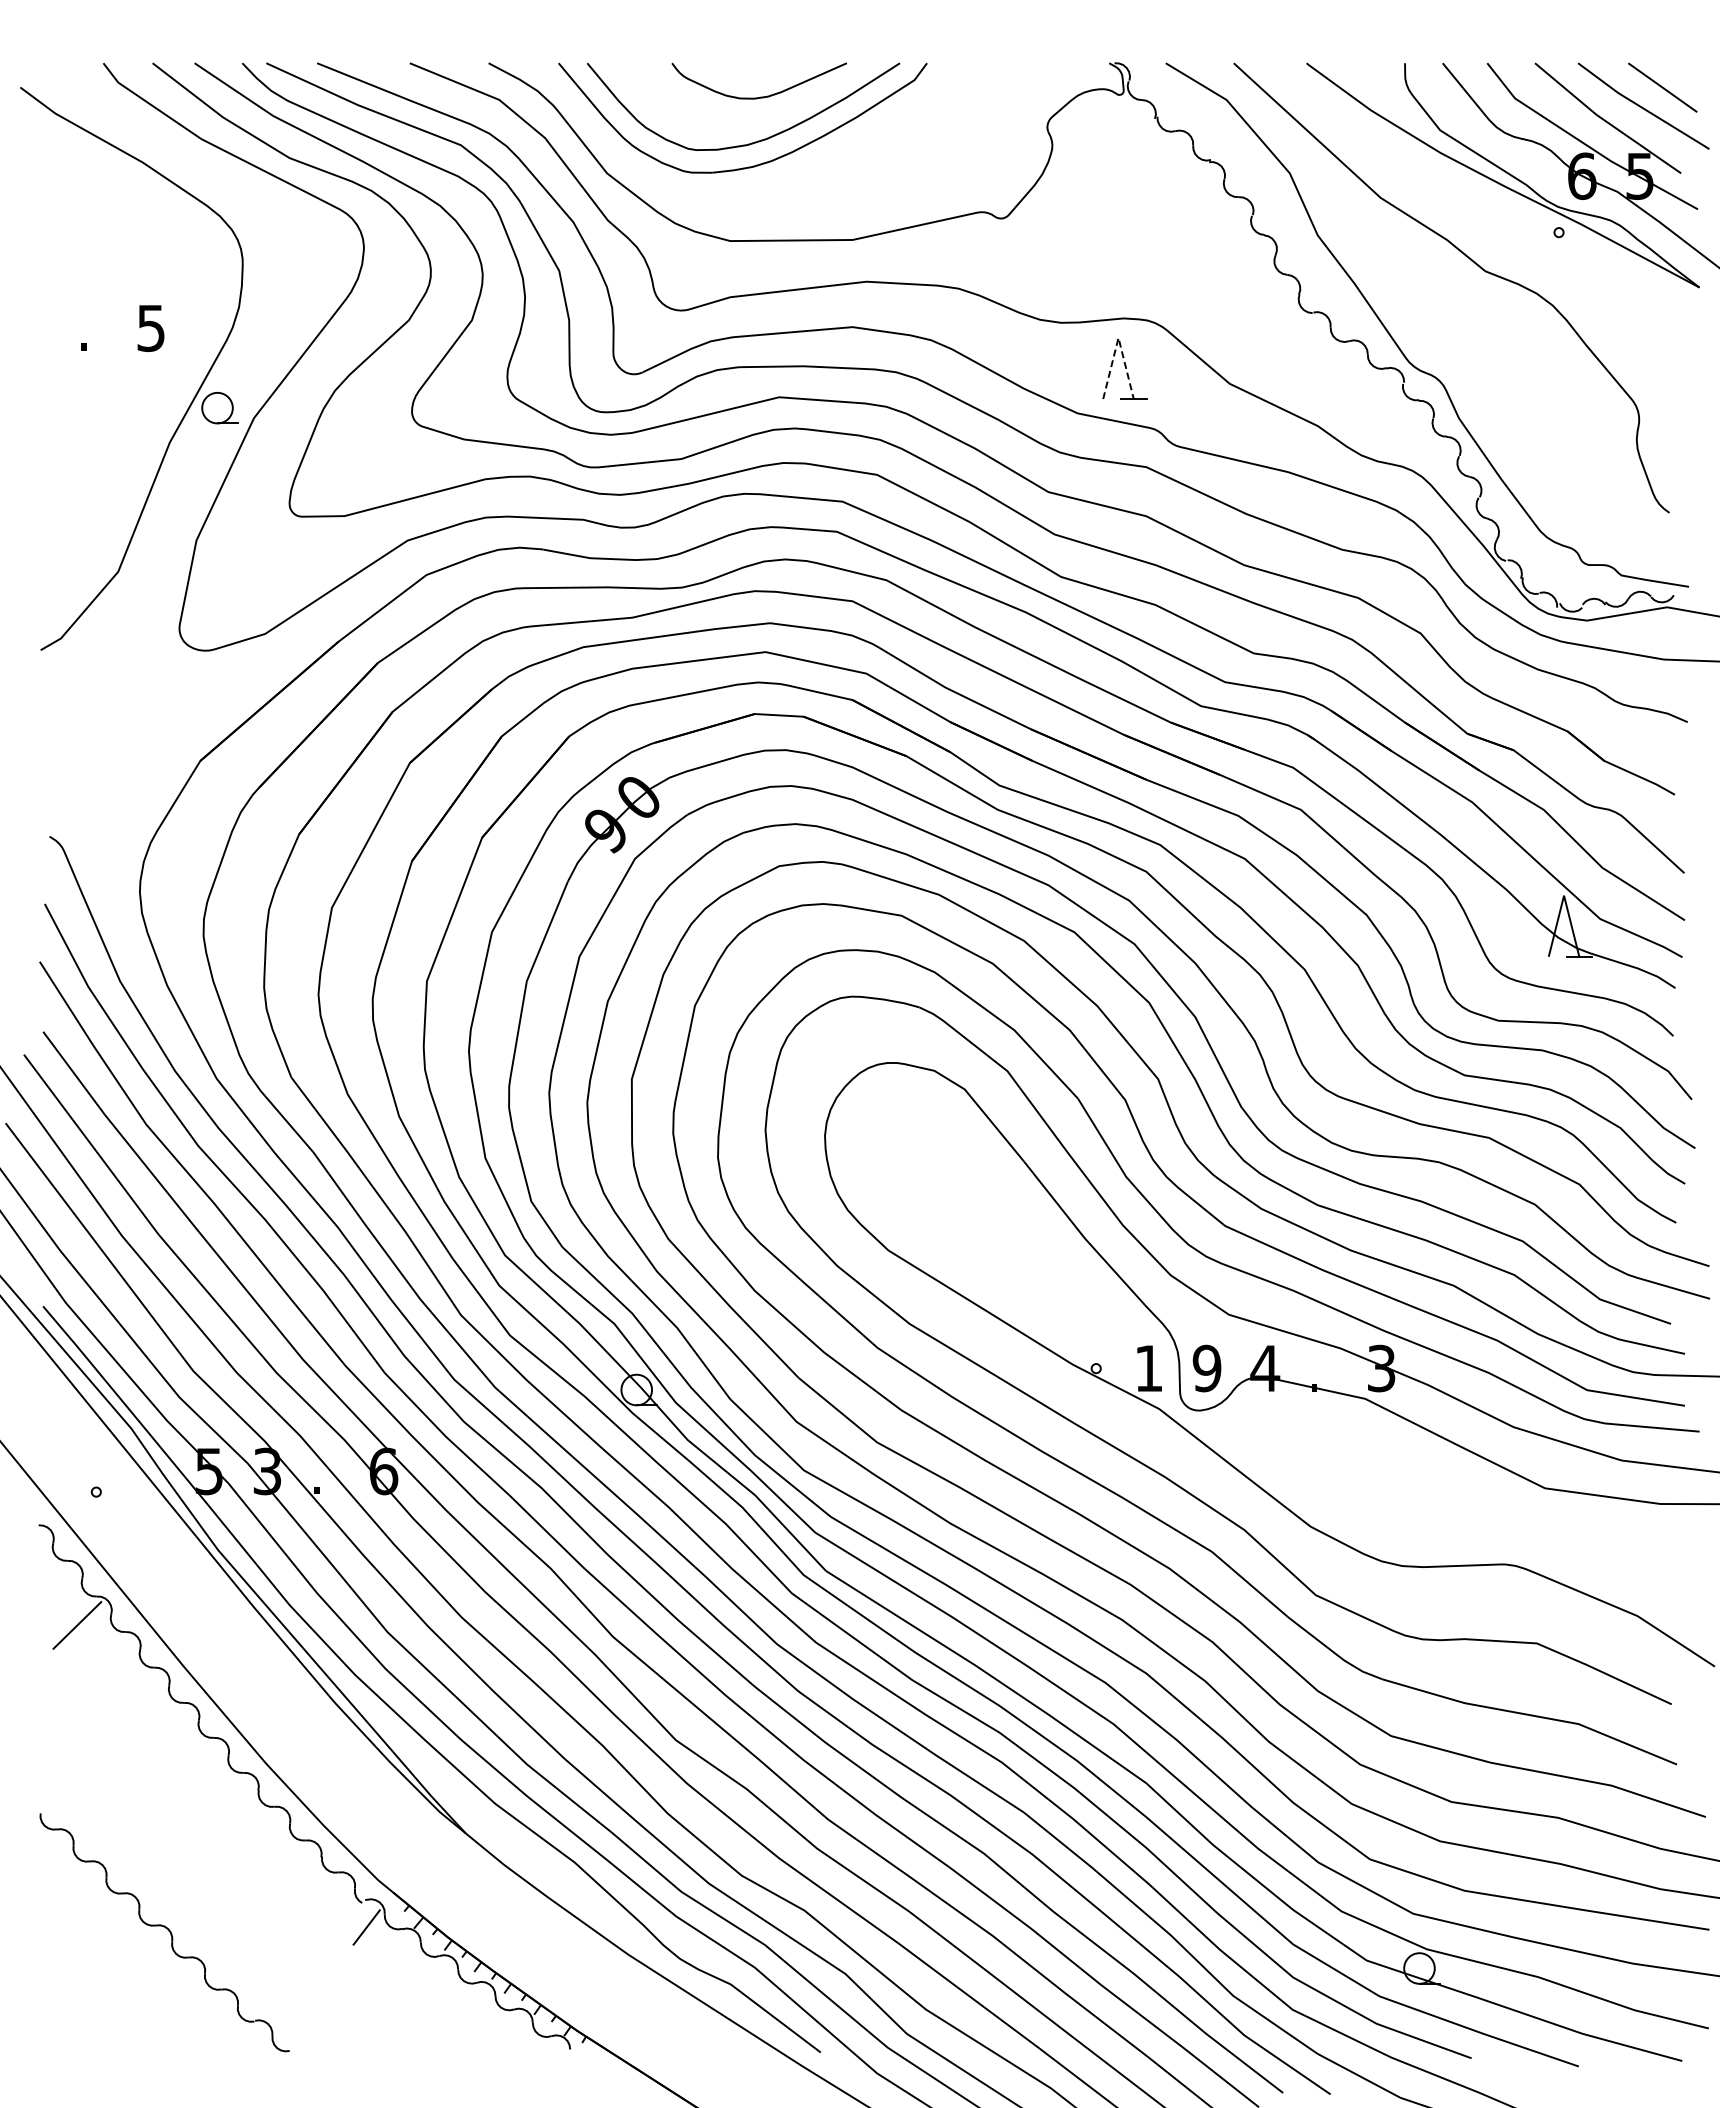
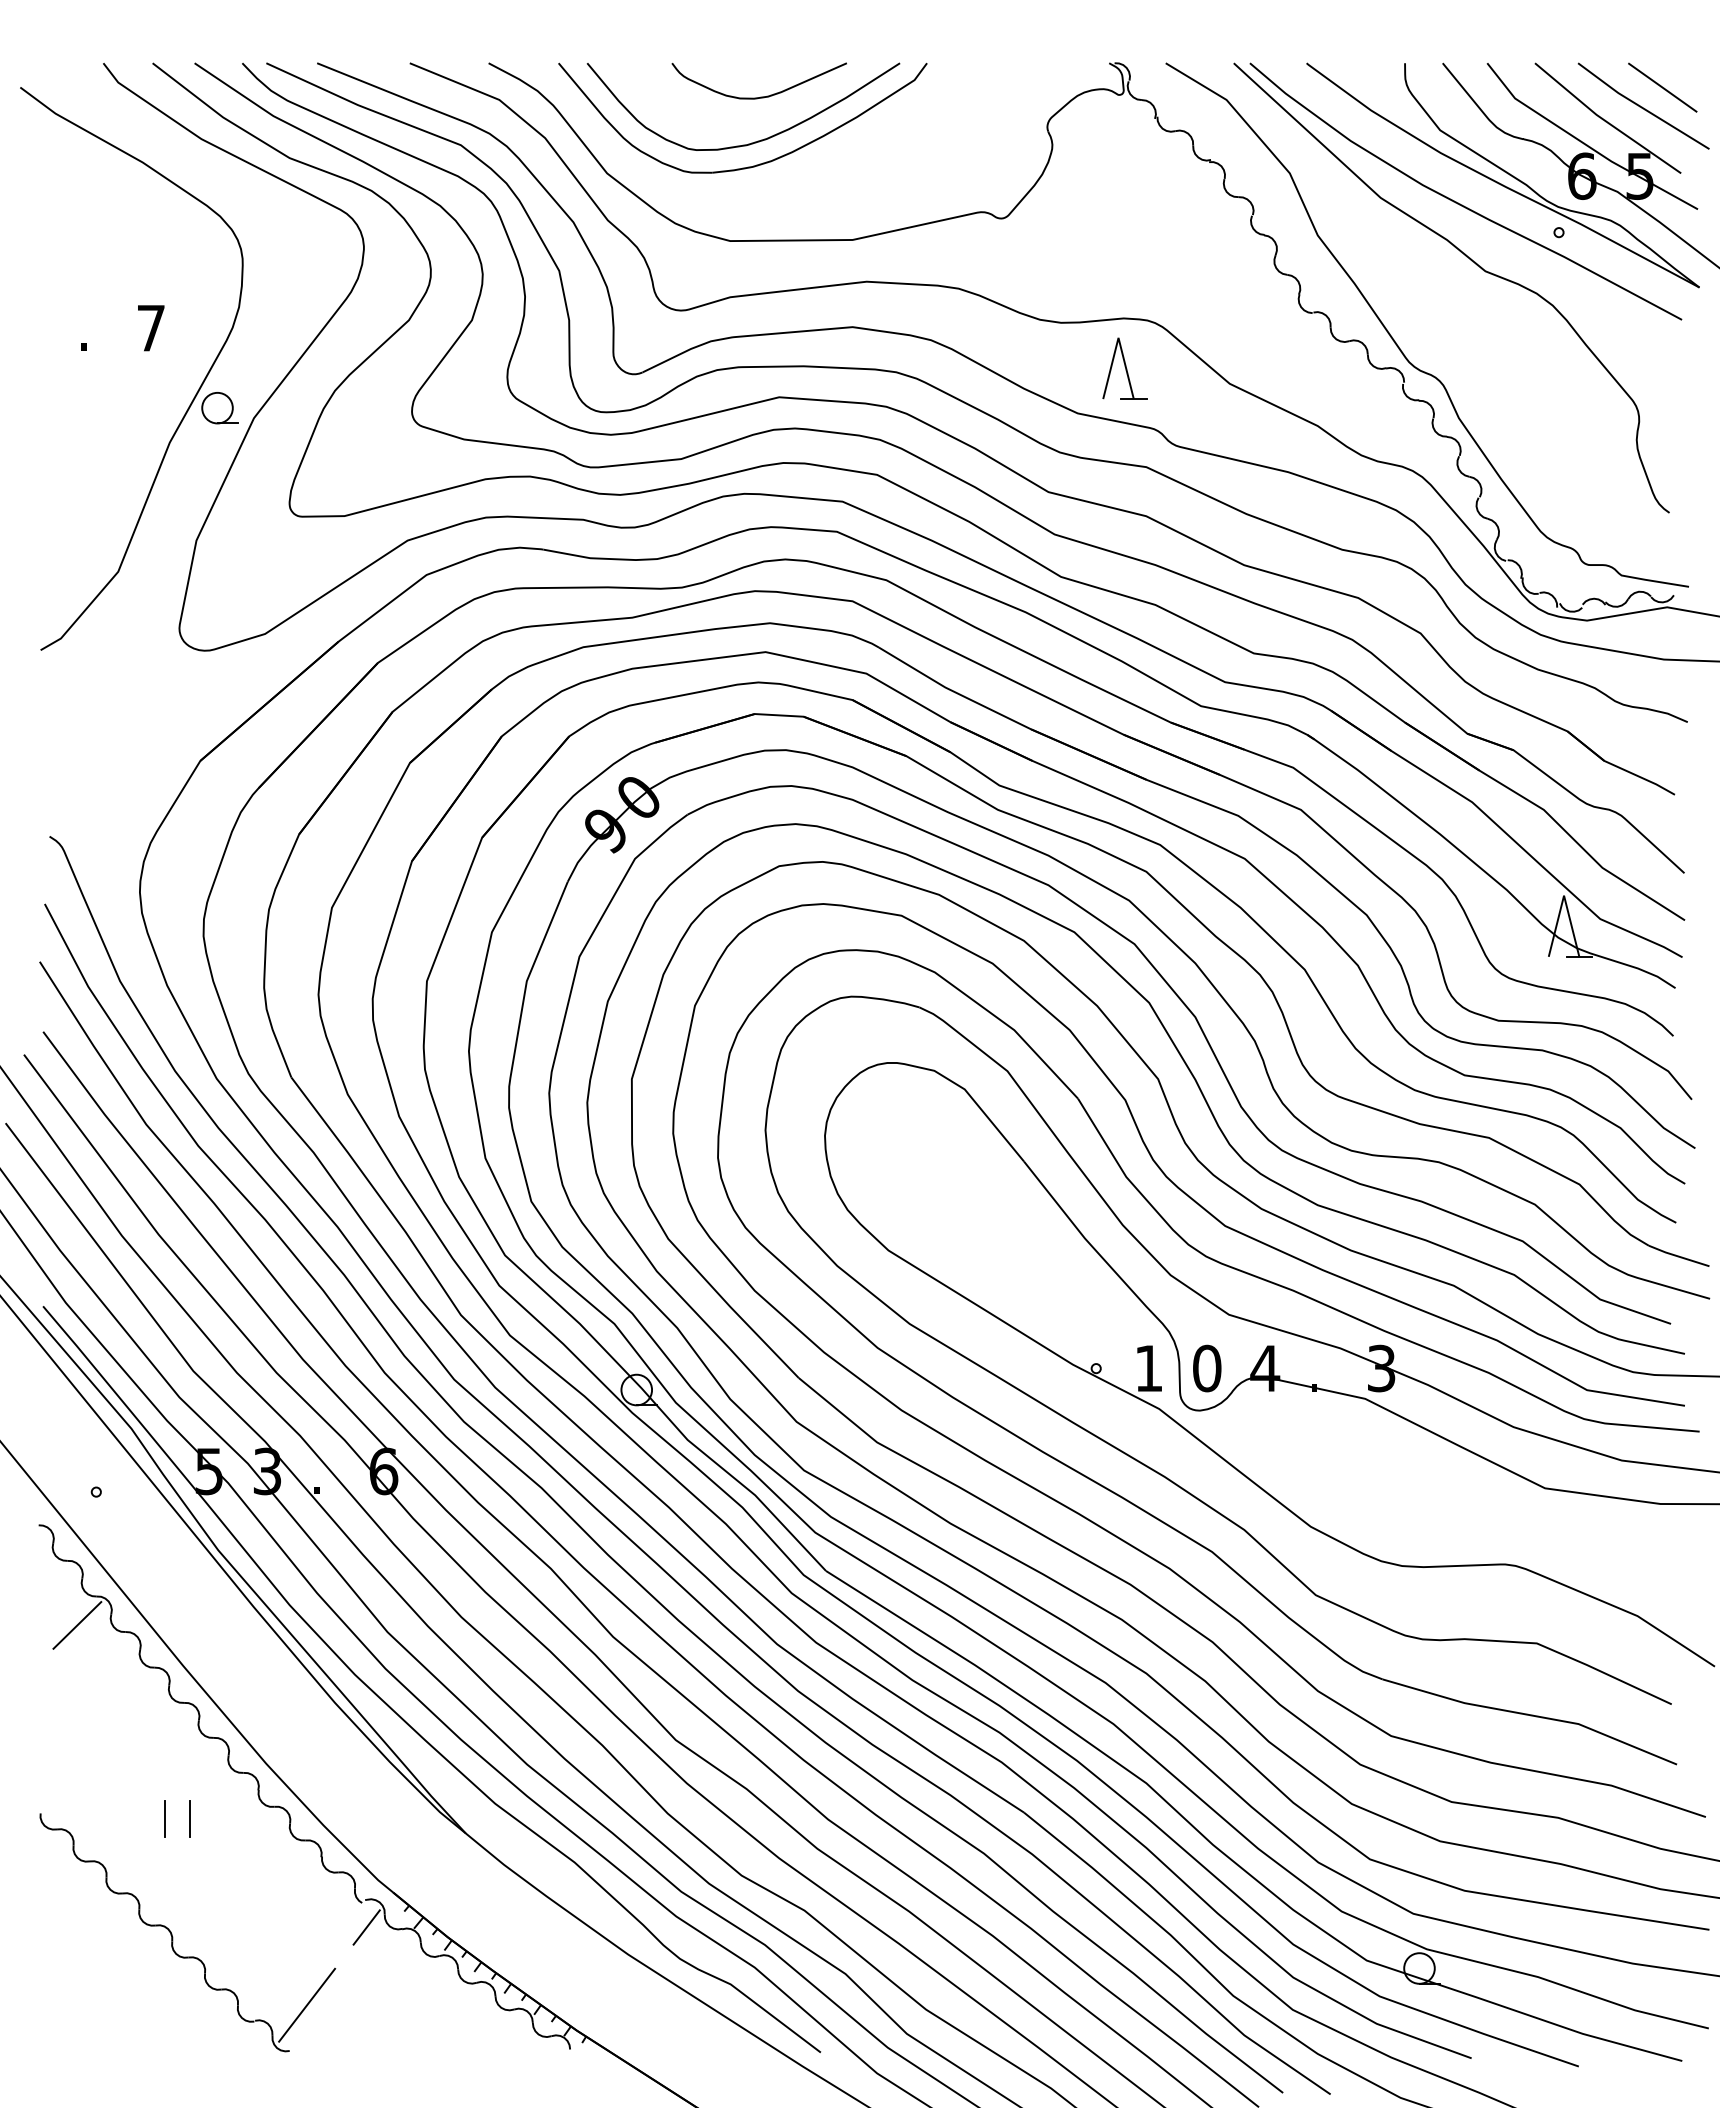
curve: none -> present (1460, 203)
text: 5 -> 7 (150, 328)
line: dashed -> solid (1118, 337)
text: 9 -> 0 (1206, 1368)
line: none -> present (165, 1818)
line: none -> present (189, 1818)
line: none -> present (307, 2004)
